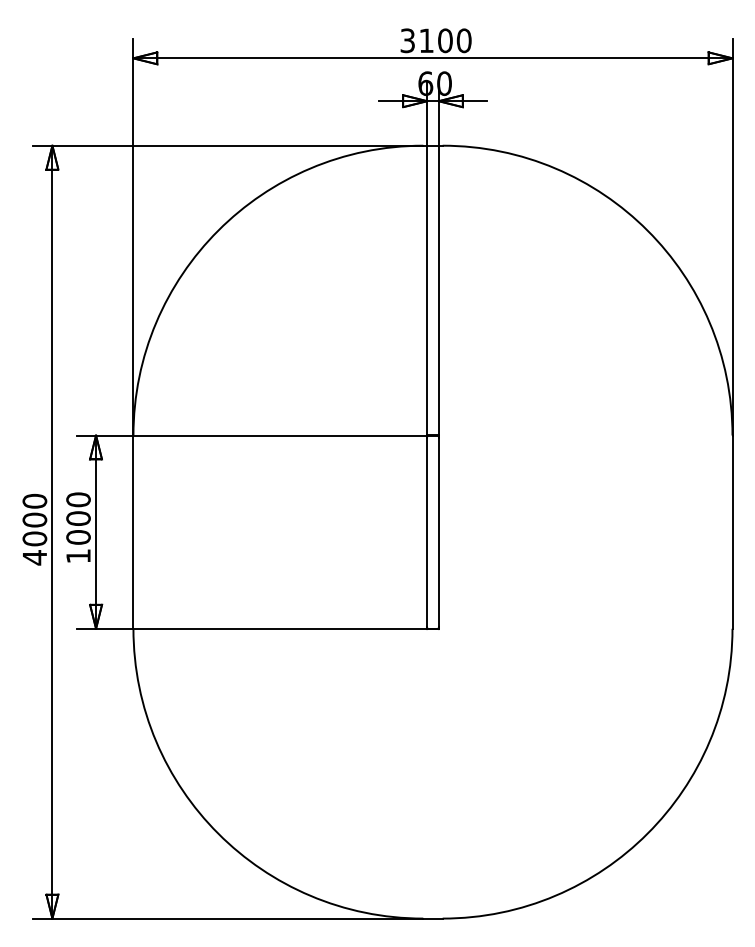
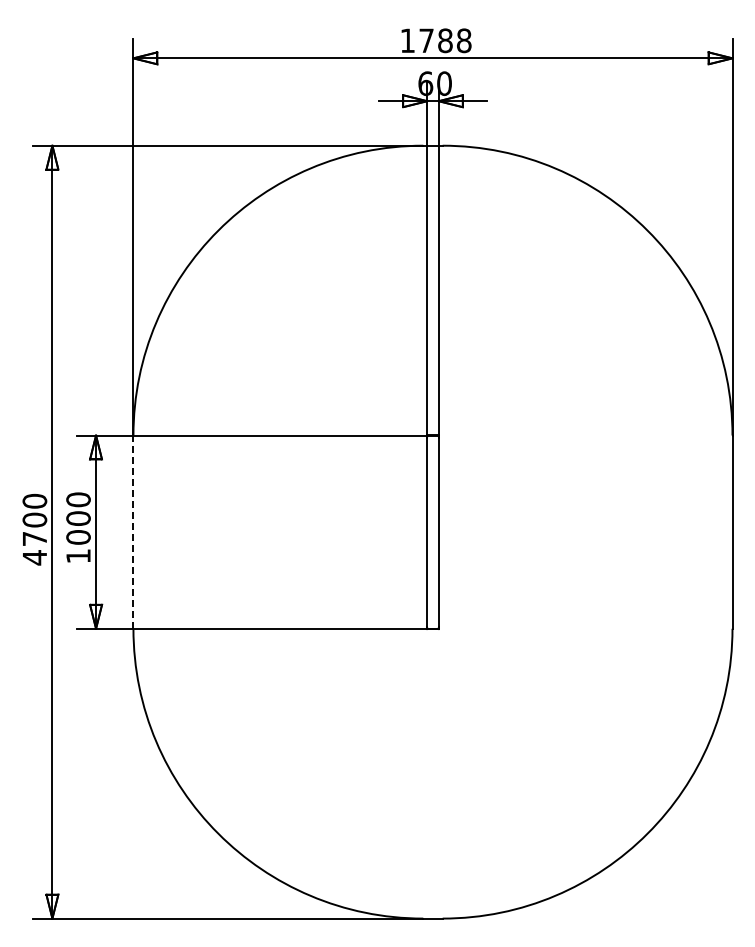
text: 3100 -> 1788 (435, 40)
line: solid -> dashed (133, 532)
text: 4000 -> 4700 (34, 538)
